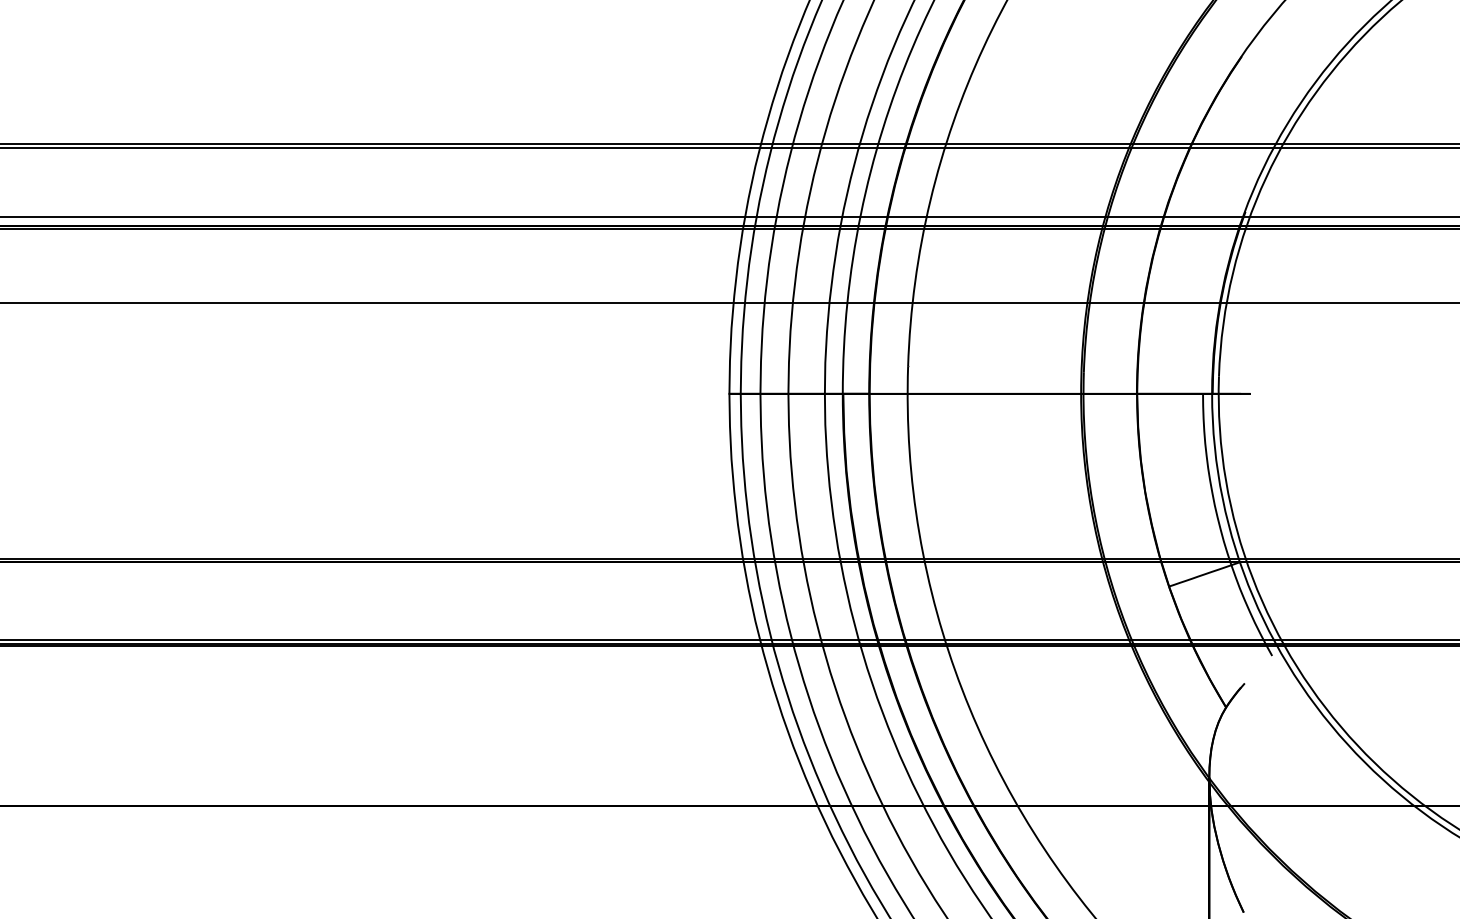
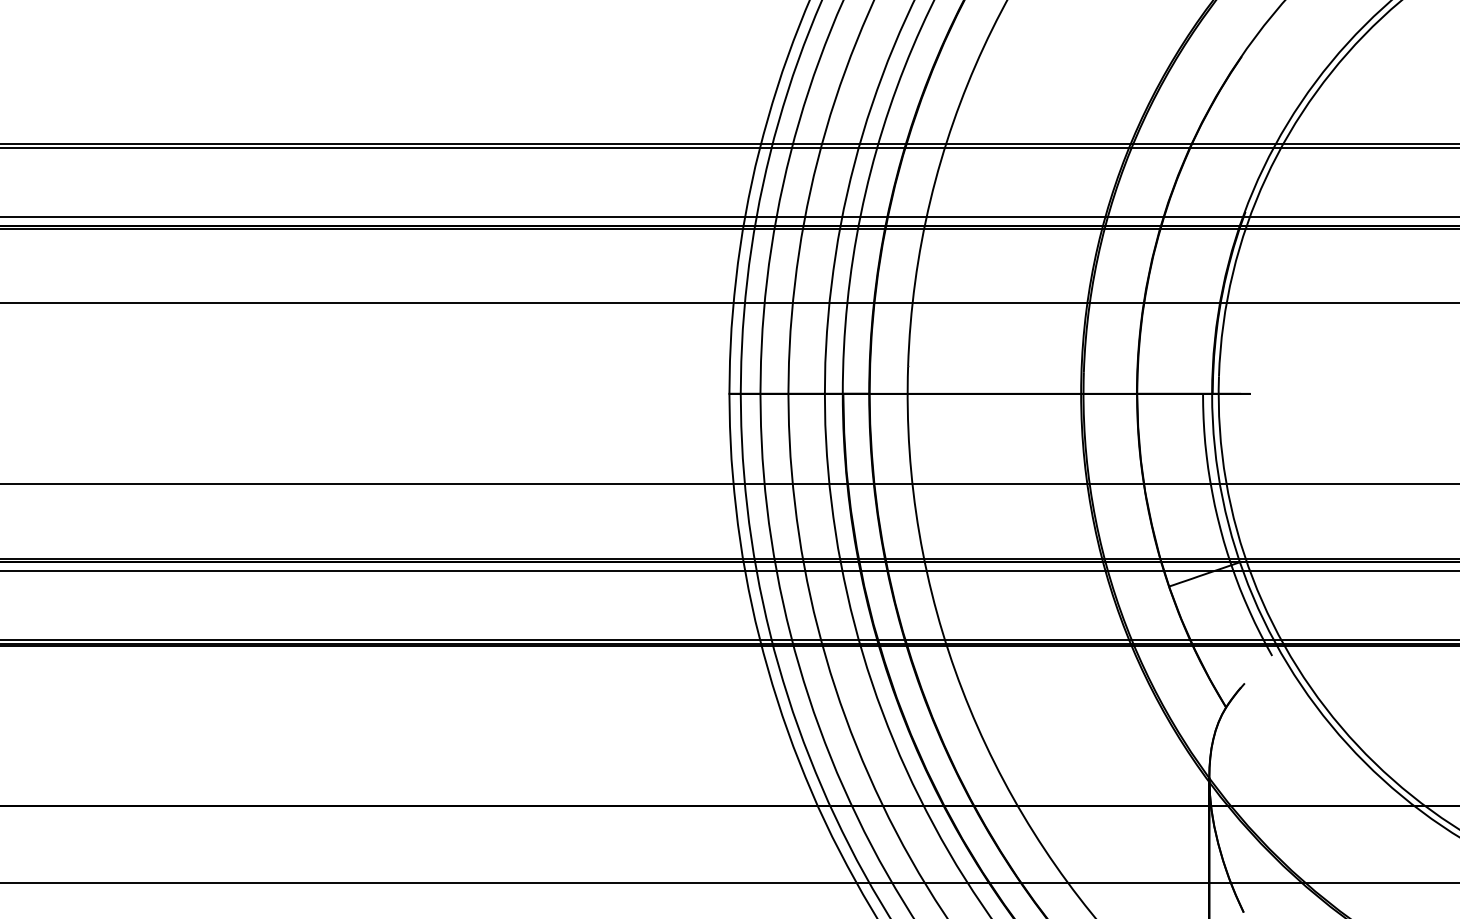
line: none -> present (729, 484)
line: none -> present (729, 570)
line: none -> present (729, 883)
